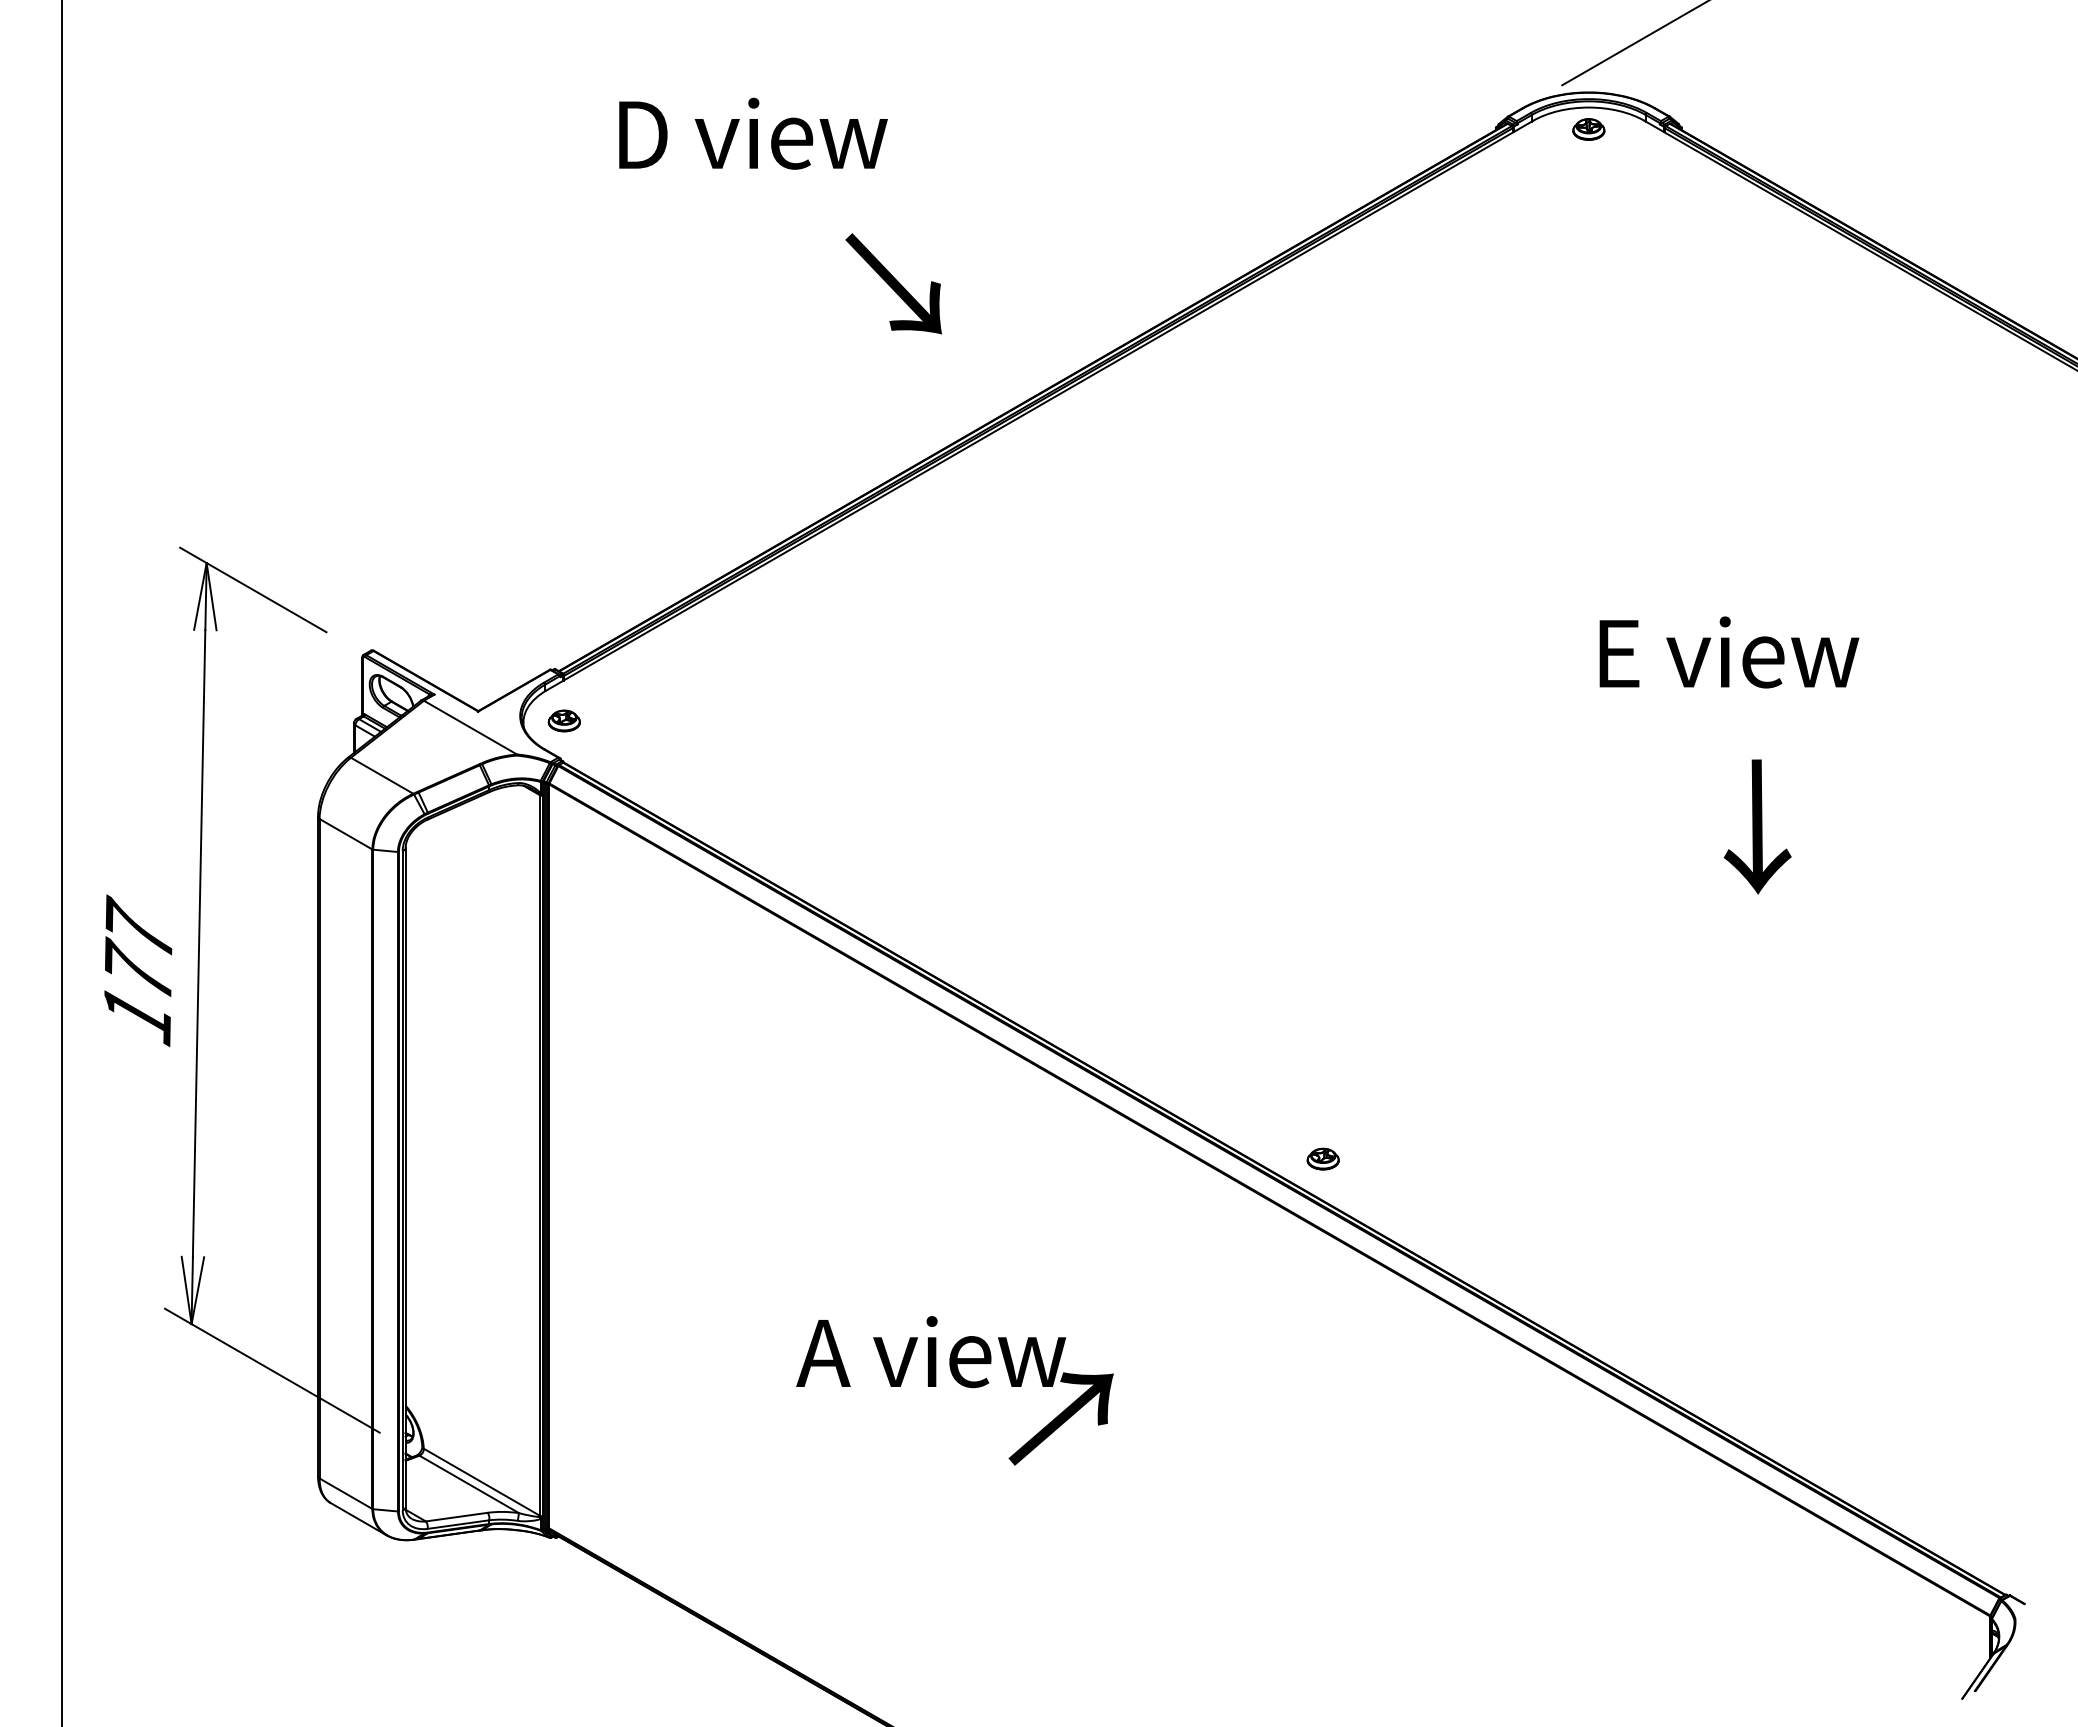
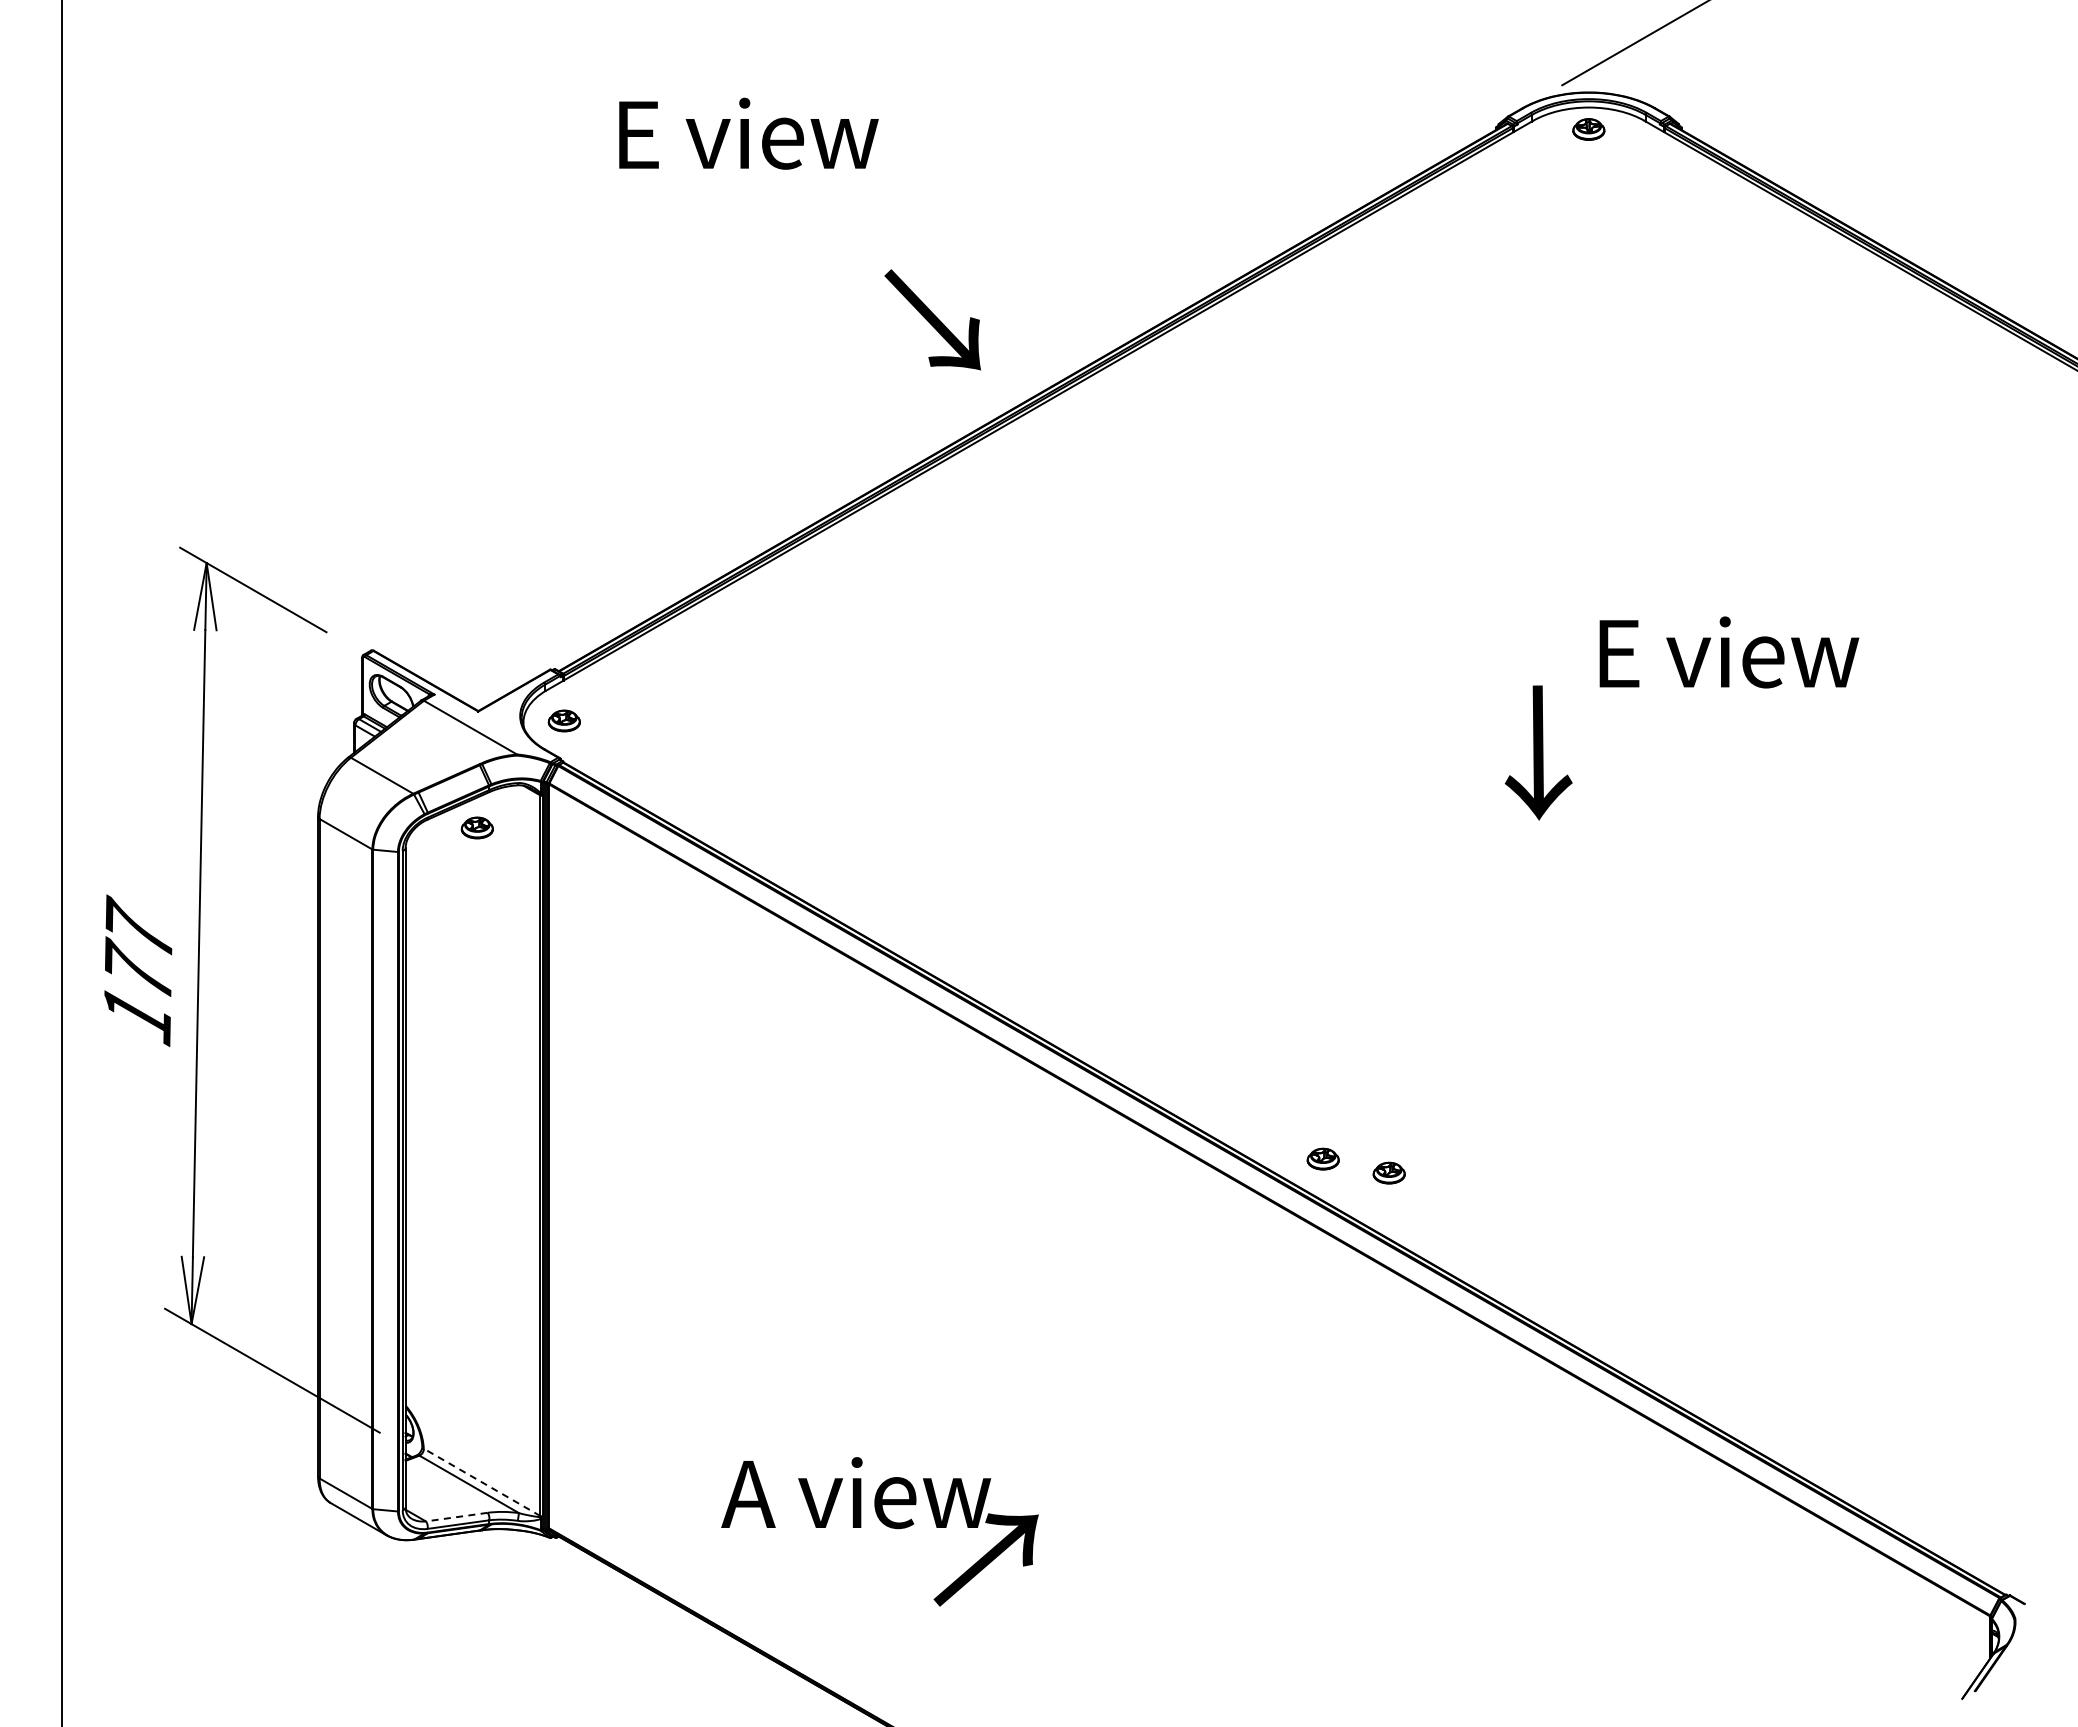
text: D view -> E view (757, 133)
text position: (893, 283) -> (932, 319) (932, 319)
text position: (1757, 826) -> (1538, 752) (1538, 752)
part: none -> present (476, 827)
part: none -> present (1388, 1172)
text position: (954, 1390) -> (879, 1531) (879, 1531)
line: solid -> dashed (481, 1482)
line: solid -> dashed (456, 1517)
